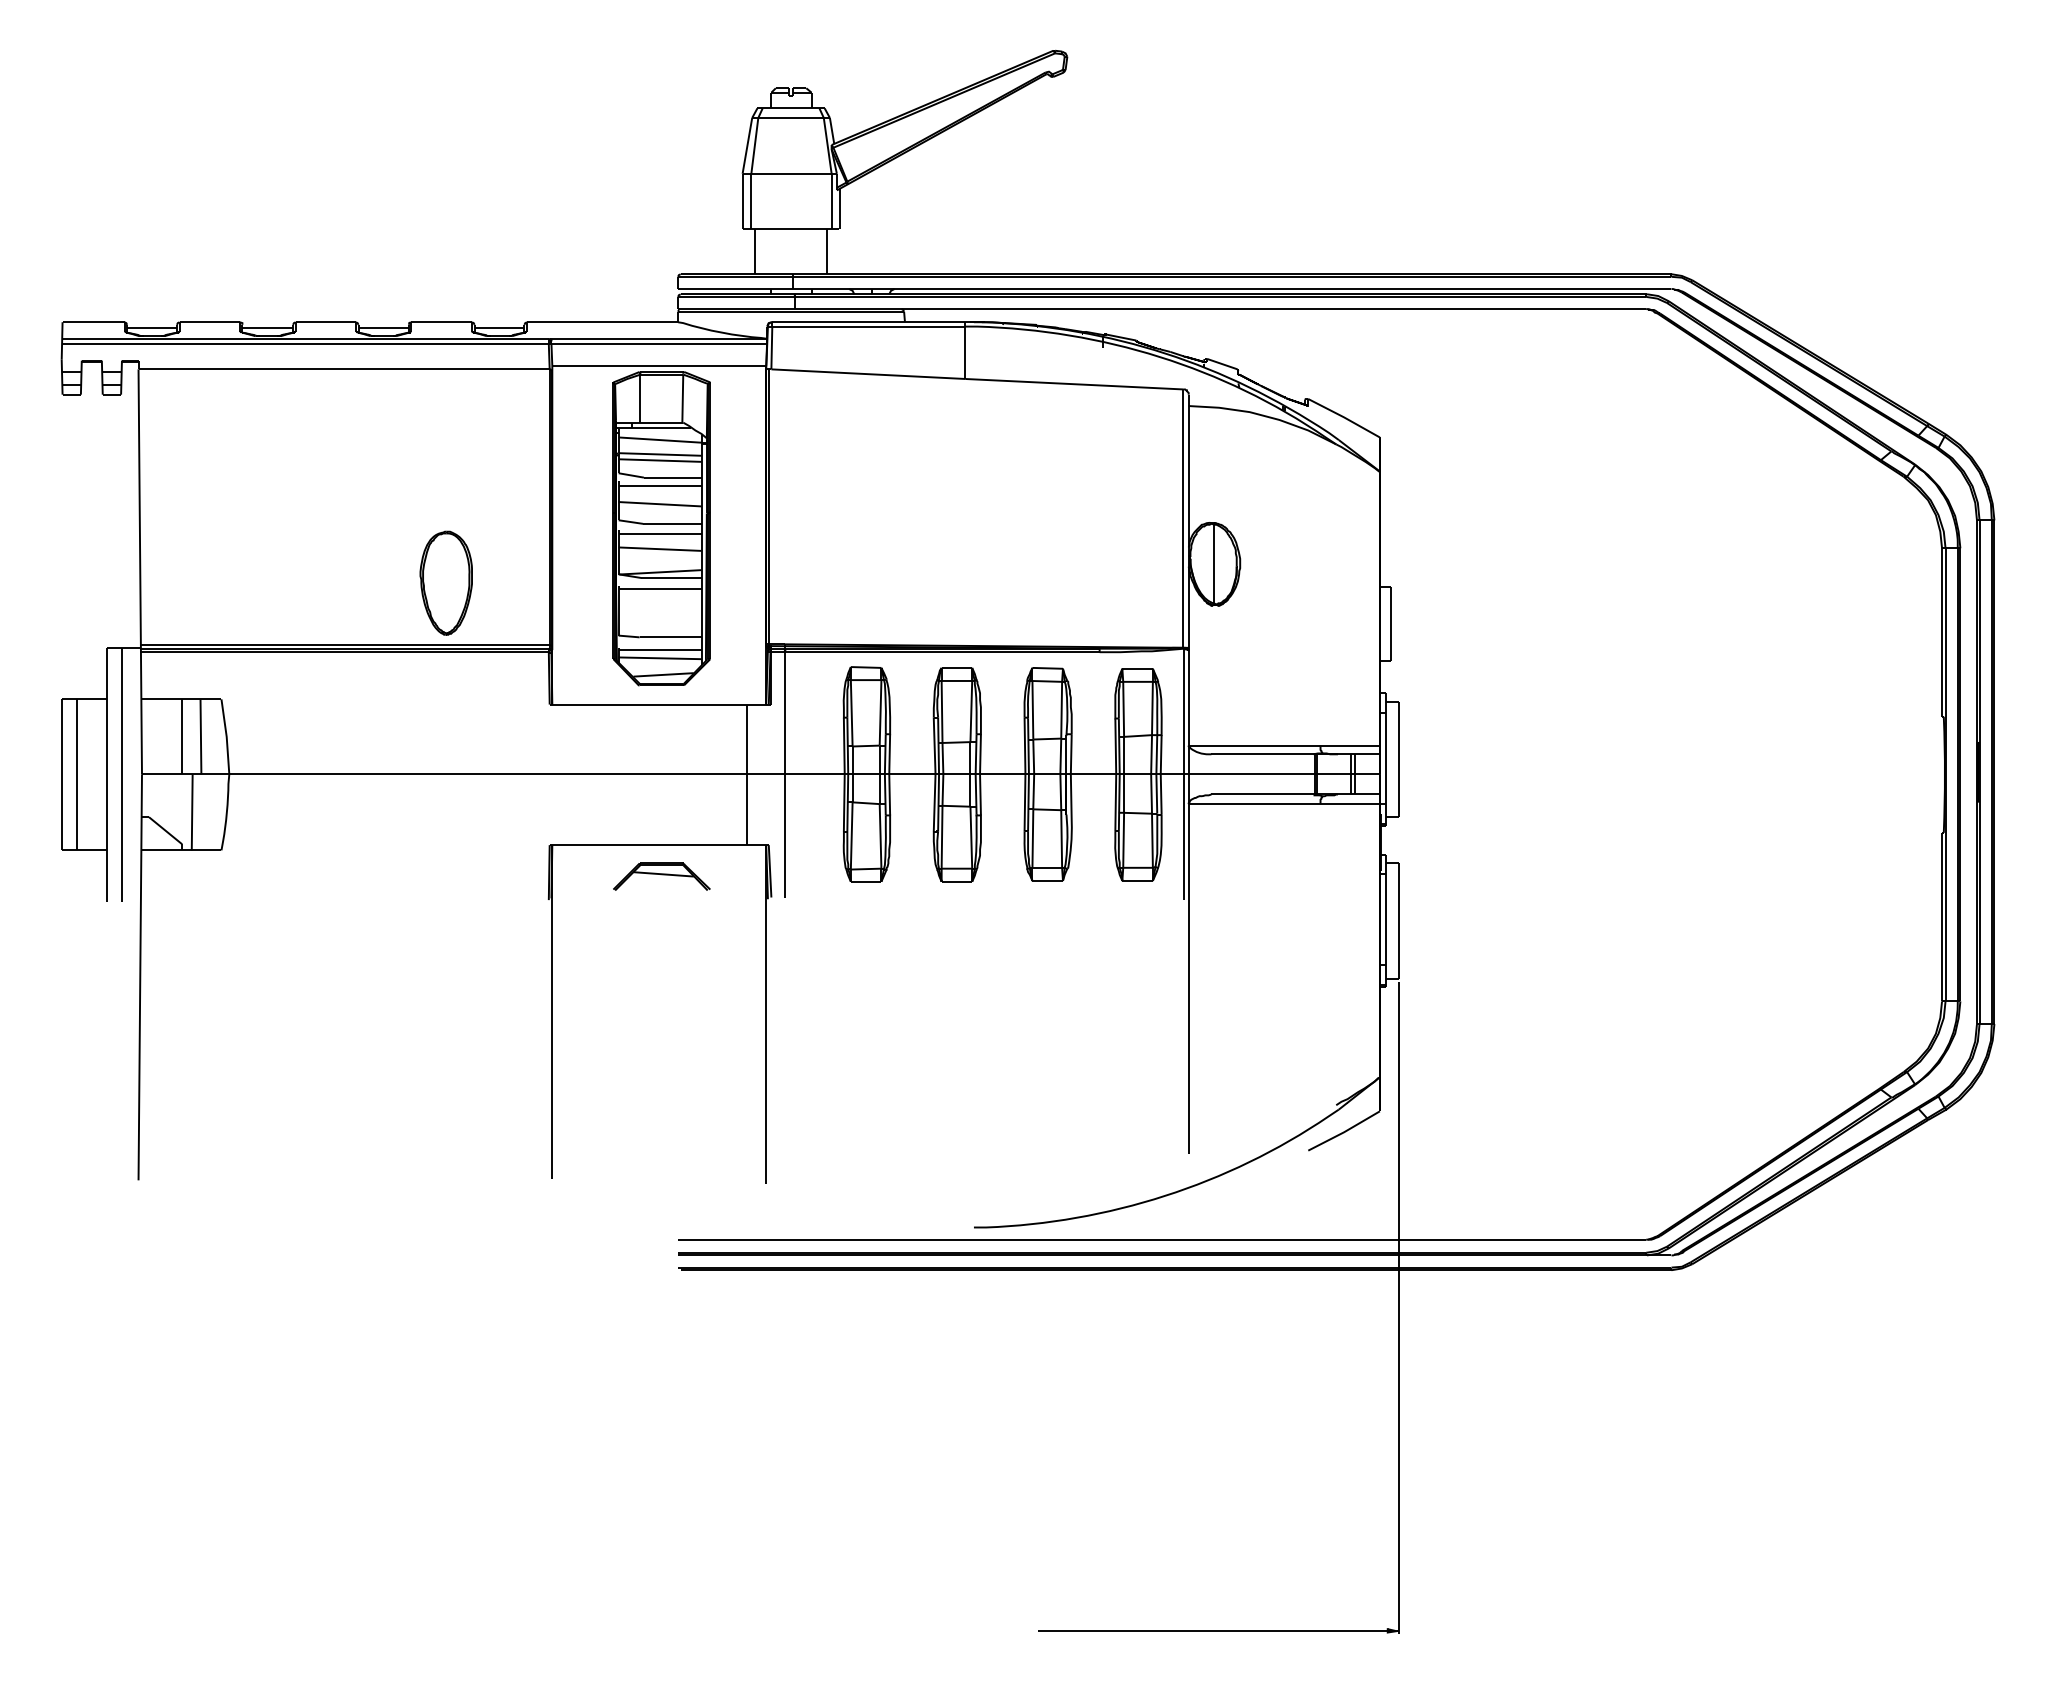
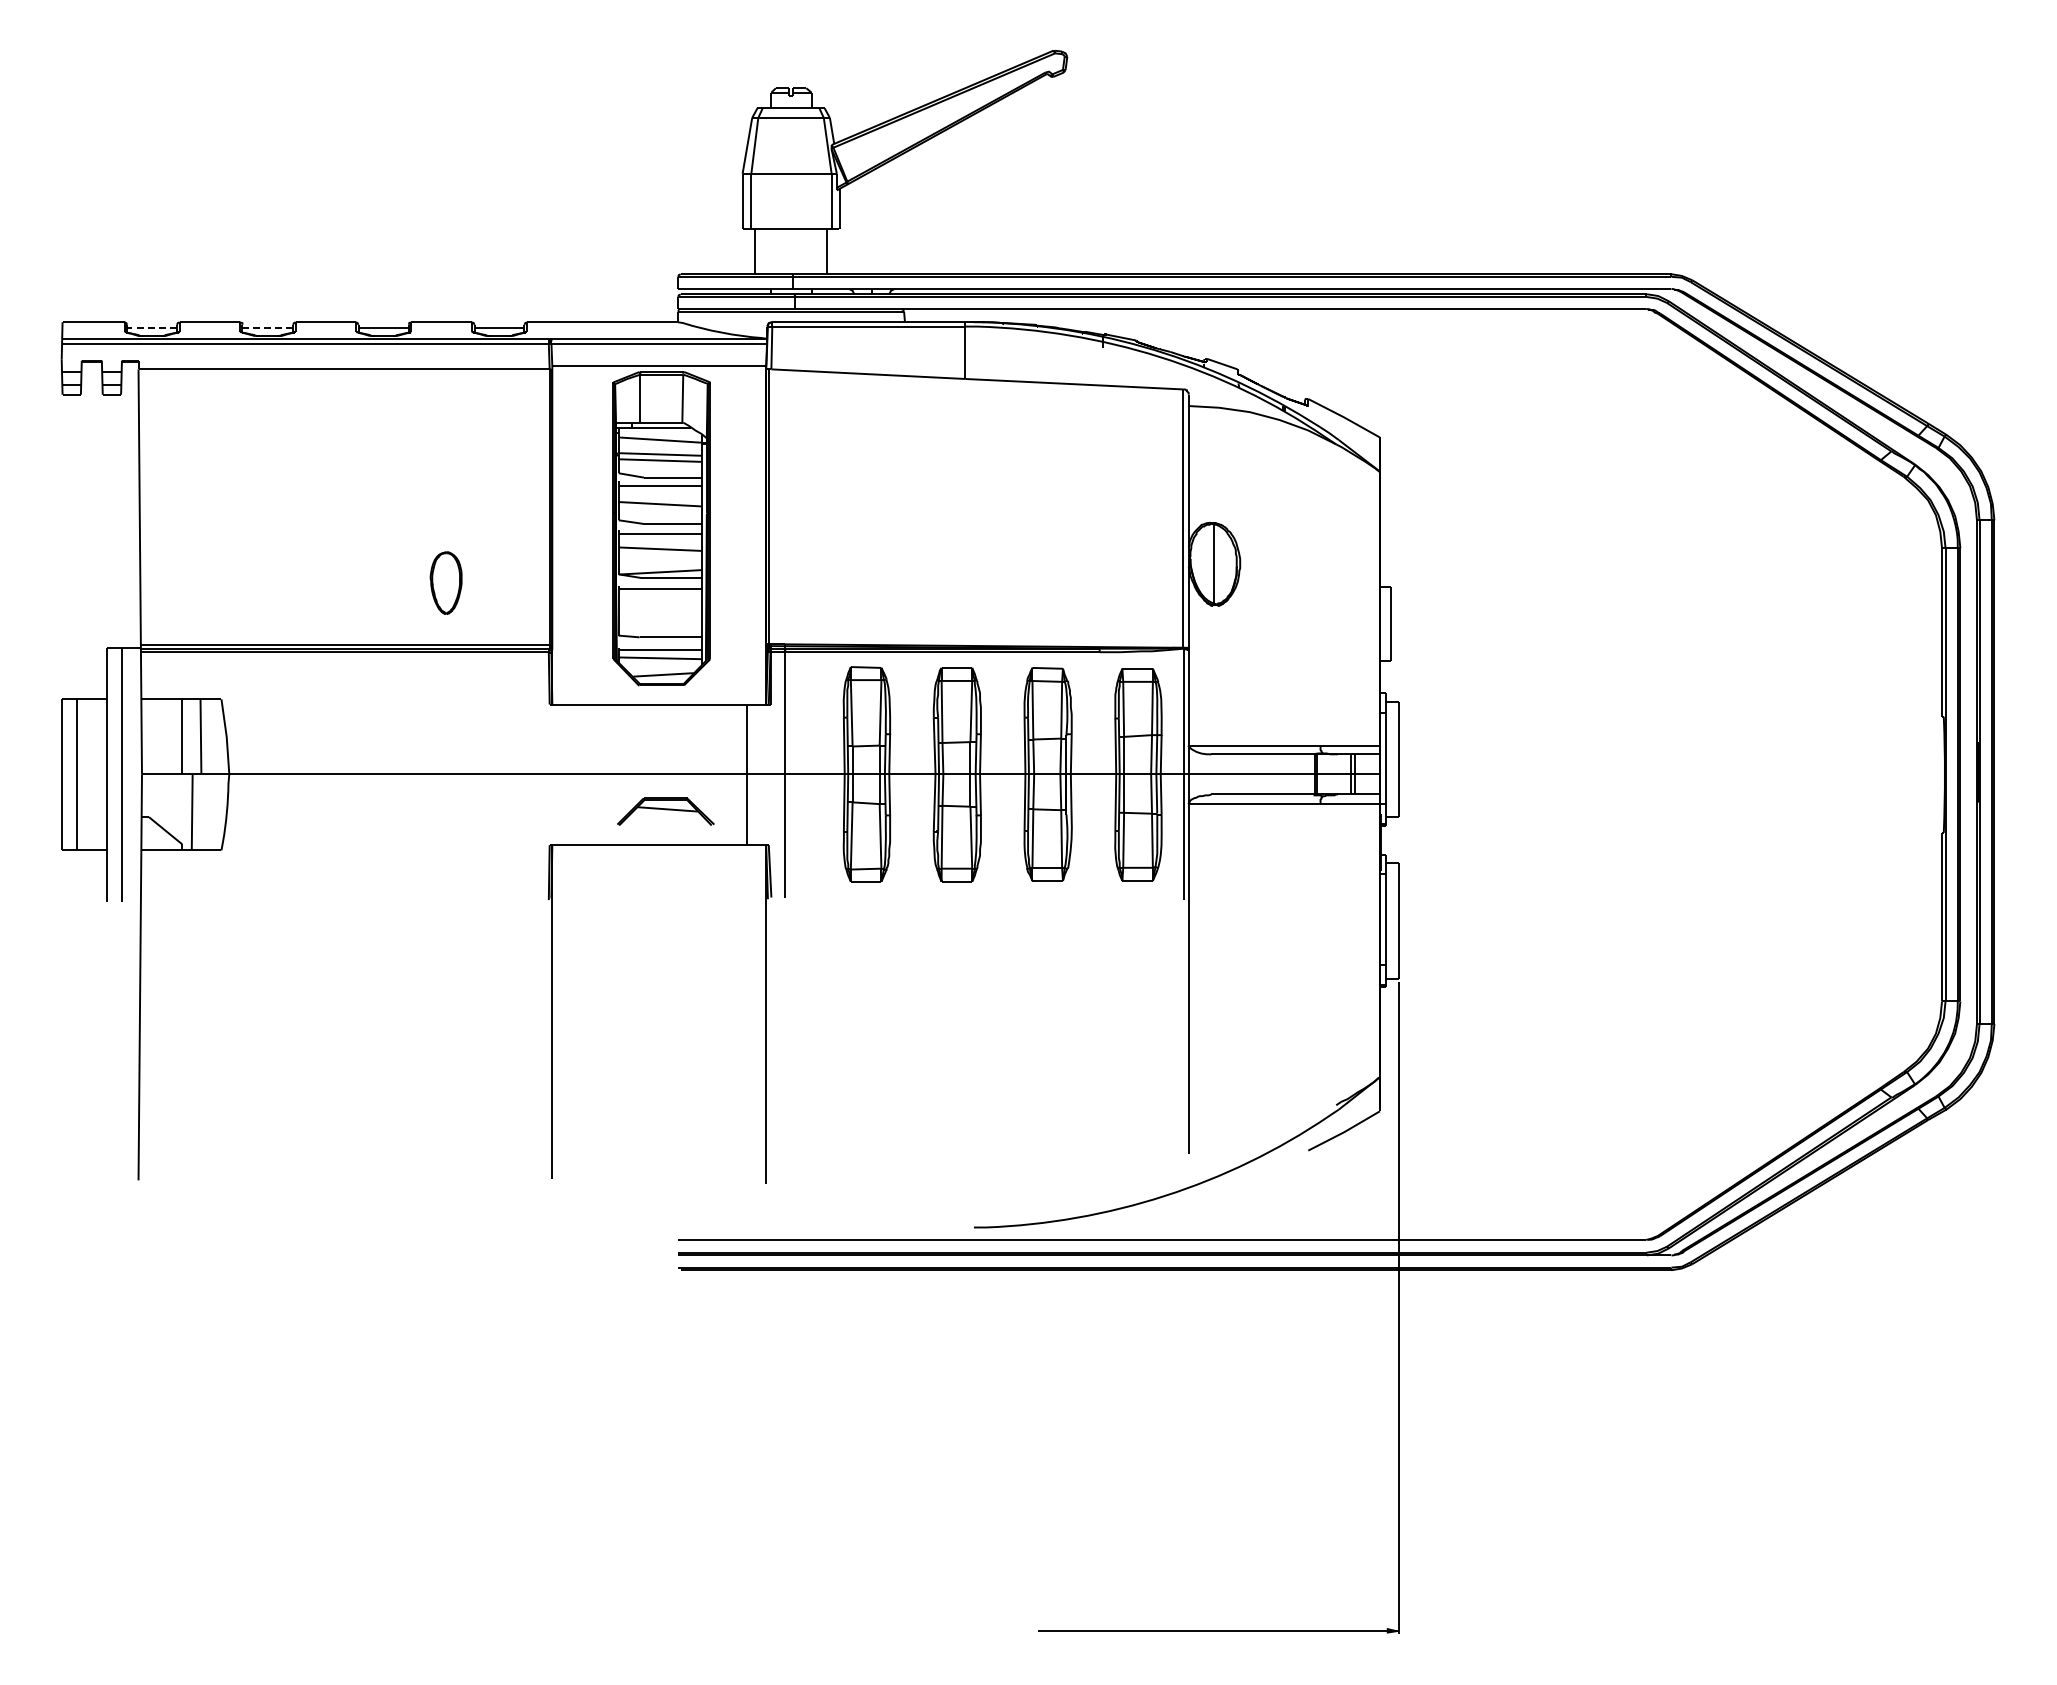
line: solid -> dashed (152, 328)
line: solid -> dashed (267, 328)
part size: 54x106 px -> 34x64 px (445, 582)
part position: (661, 876) -> (665, 811) (665, 811)
